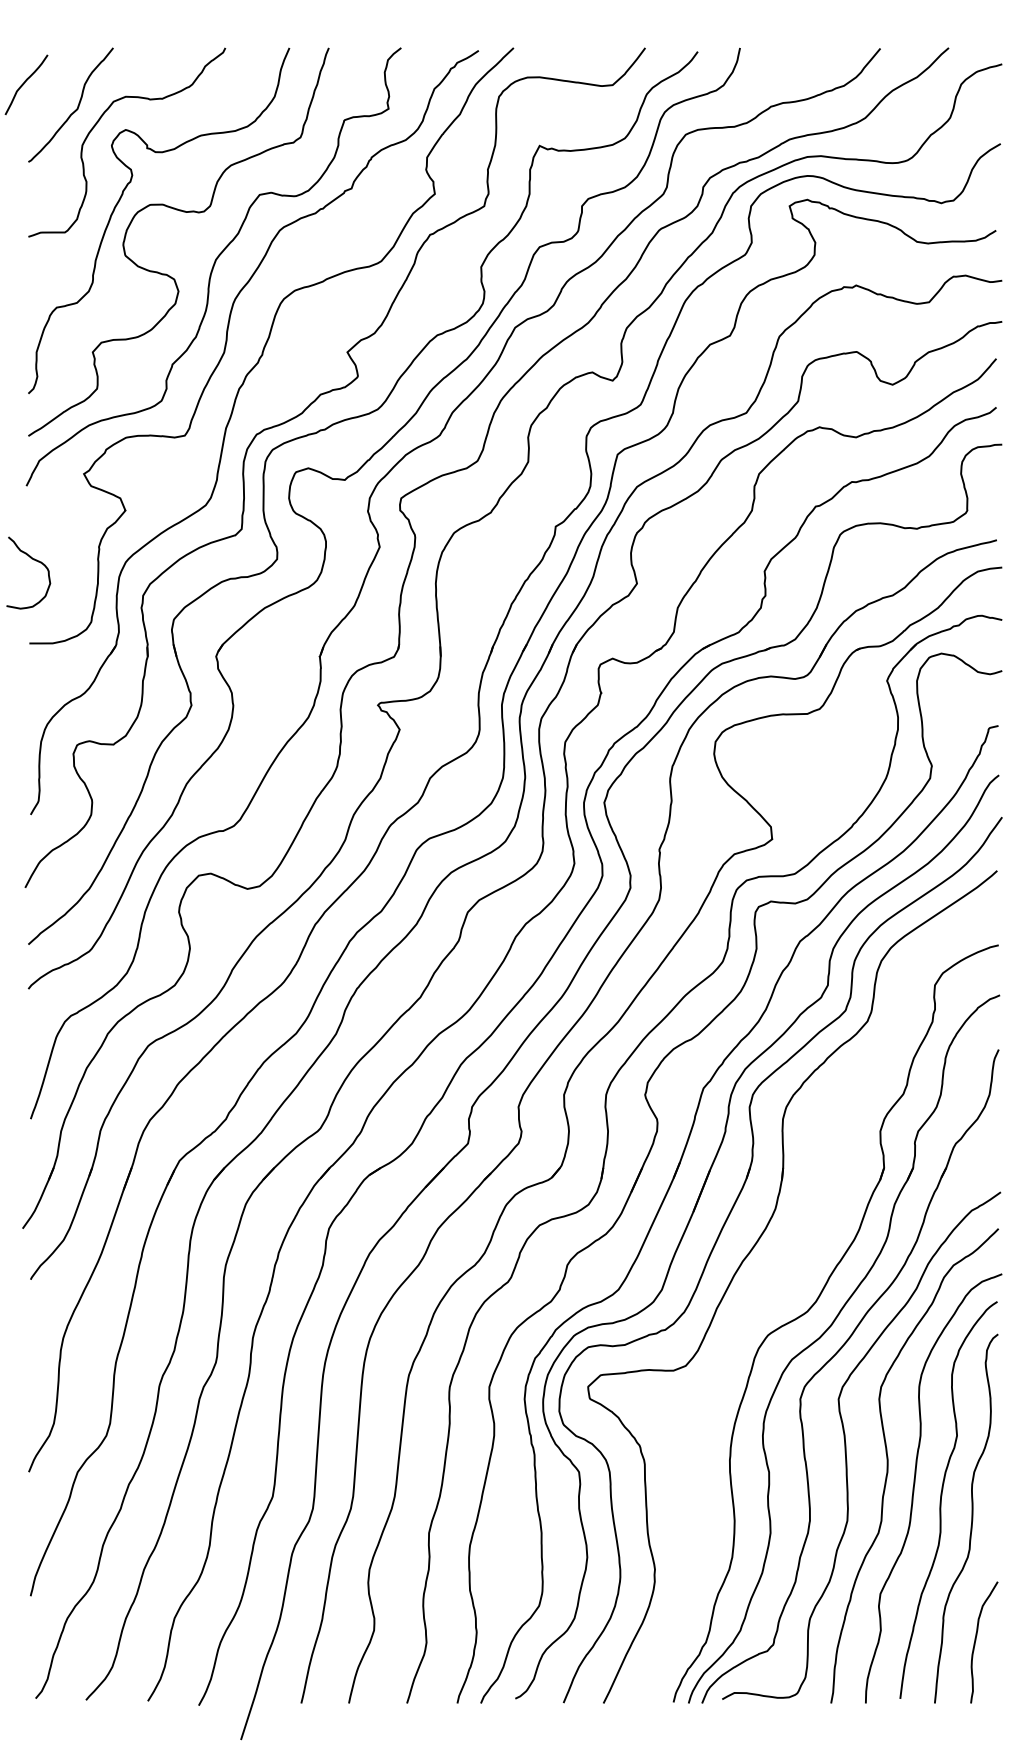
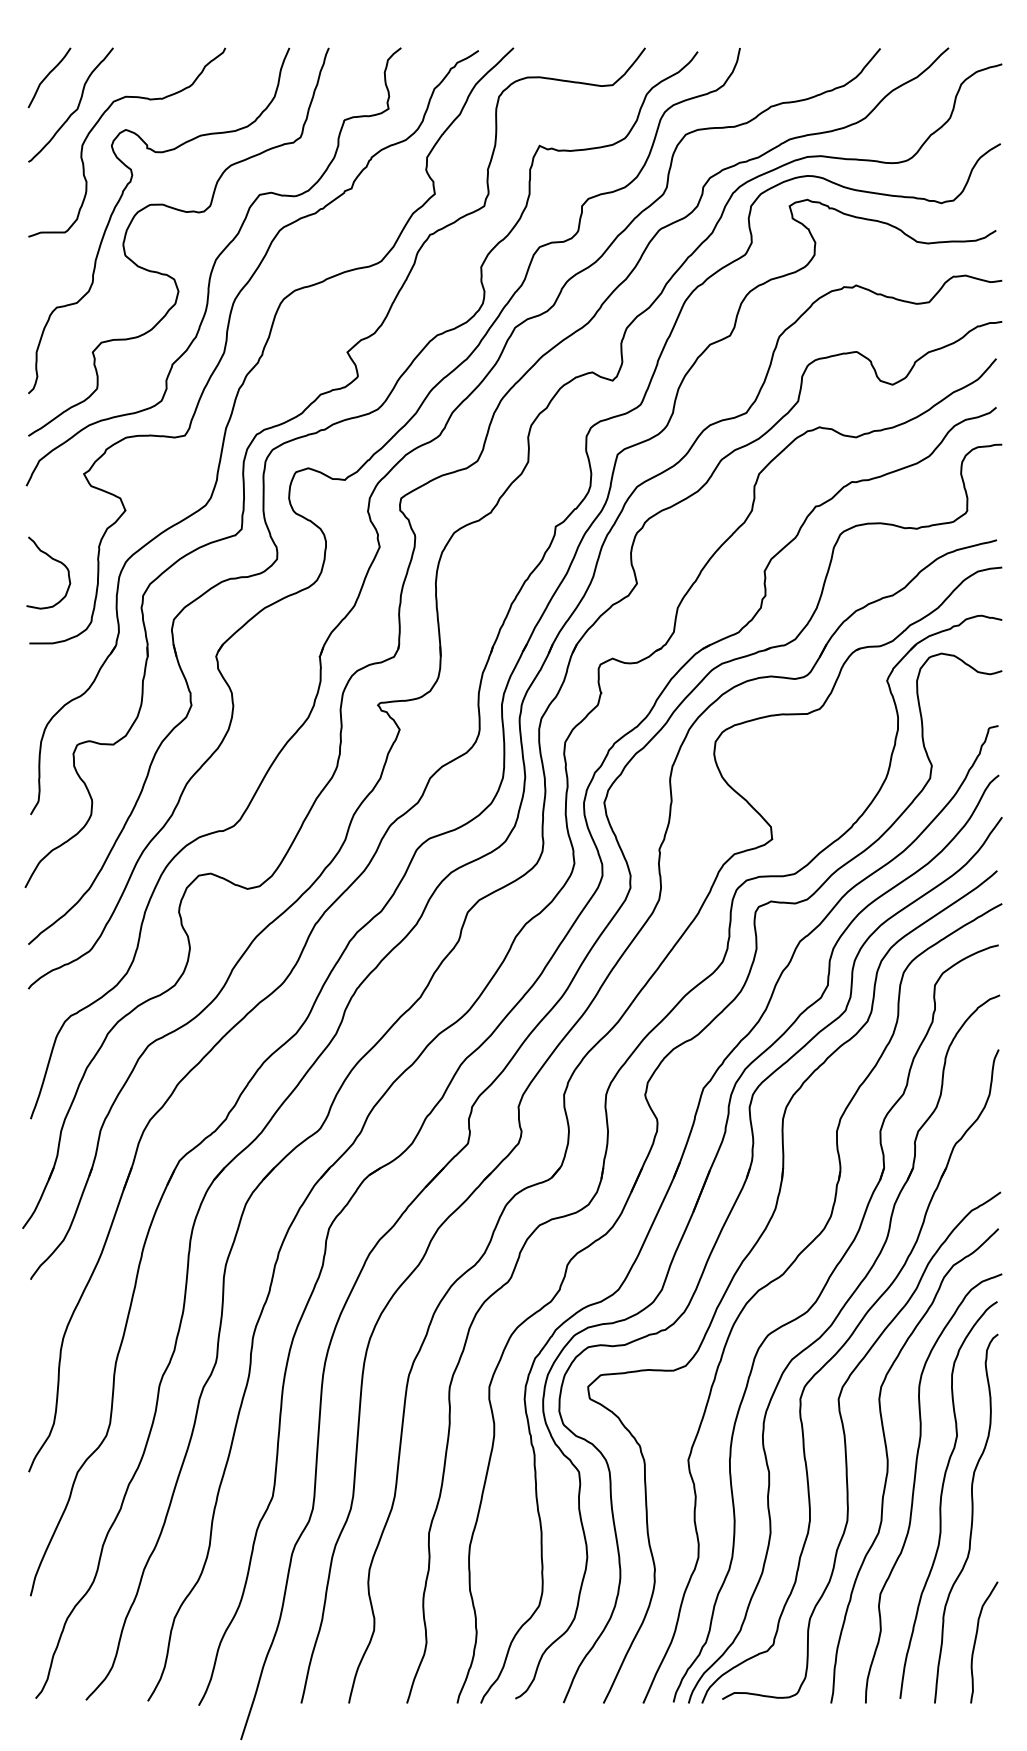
curve position: (24, 84) -> (47, 77) (47, 77)
curve position: (33, 560) -> (53, 560) (53, 560)
part: none -> present (785, 1273)
